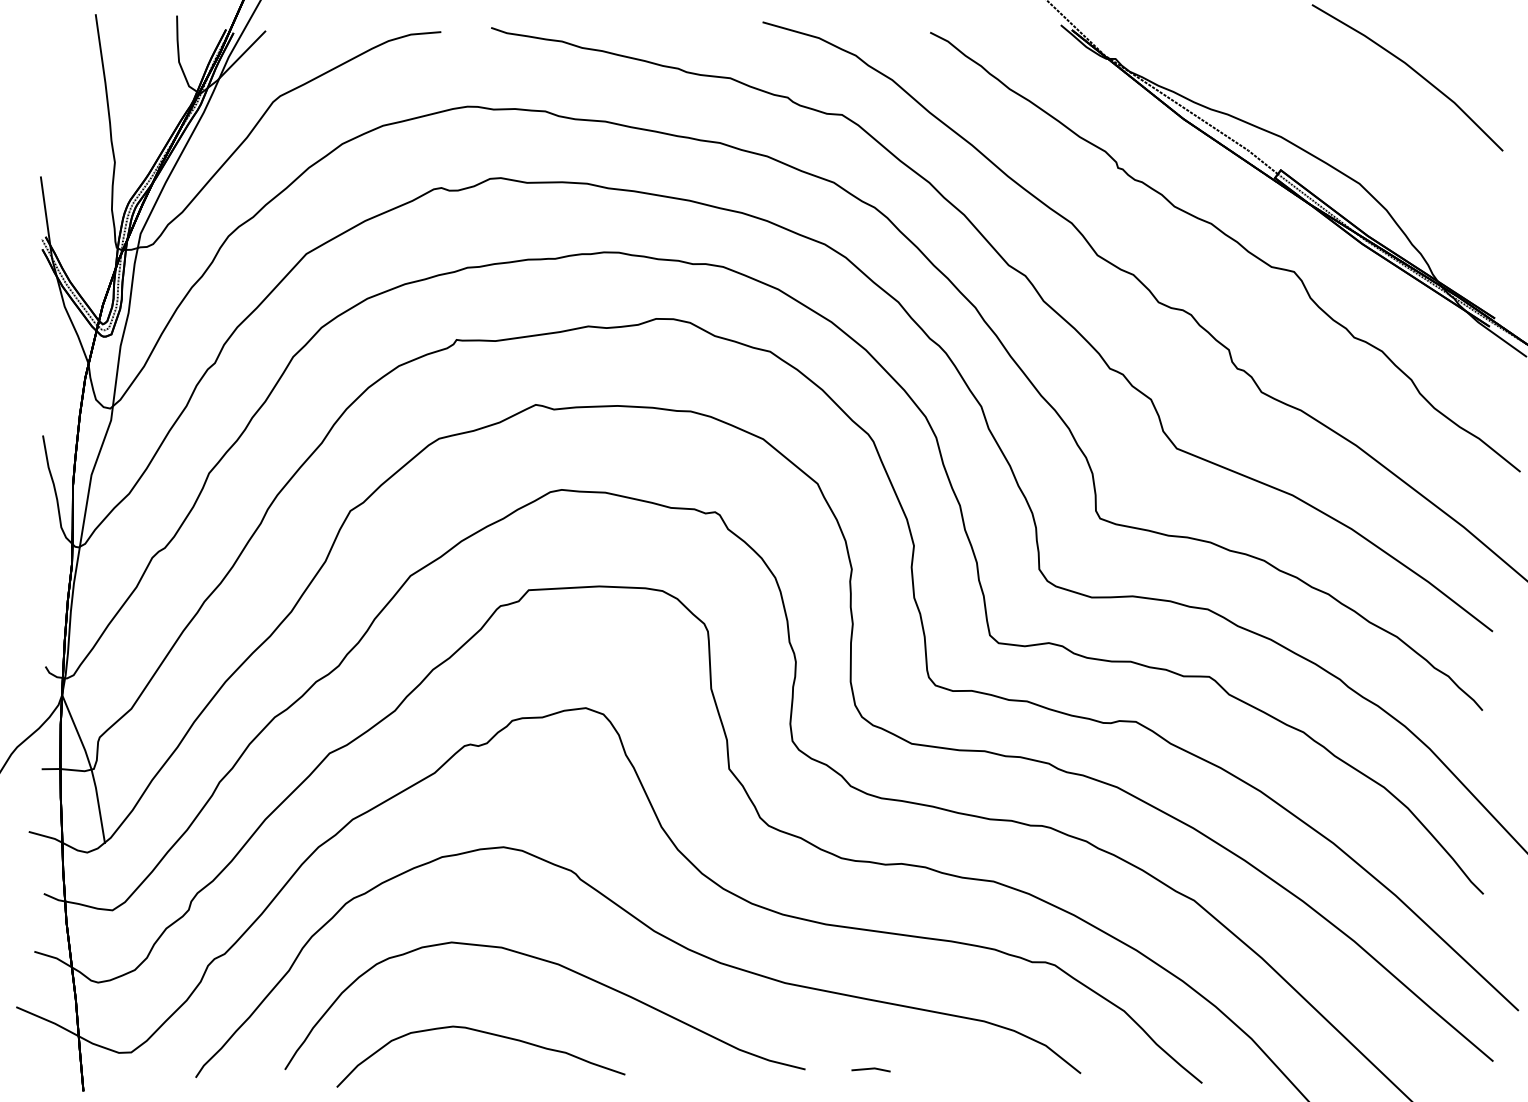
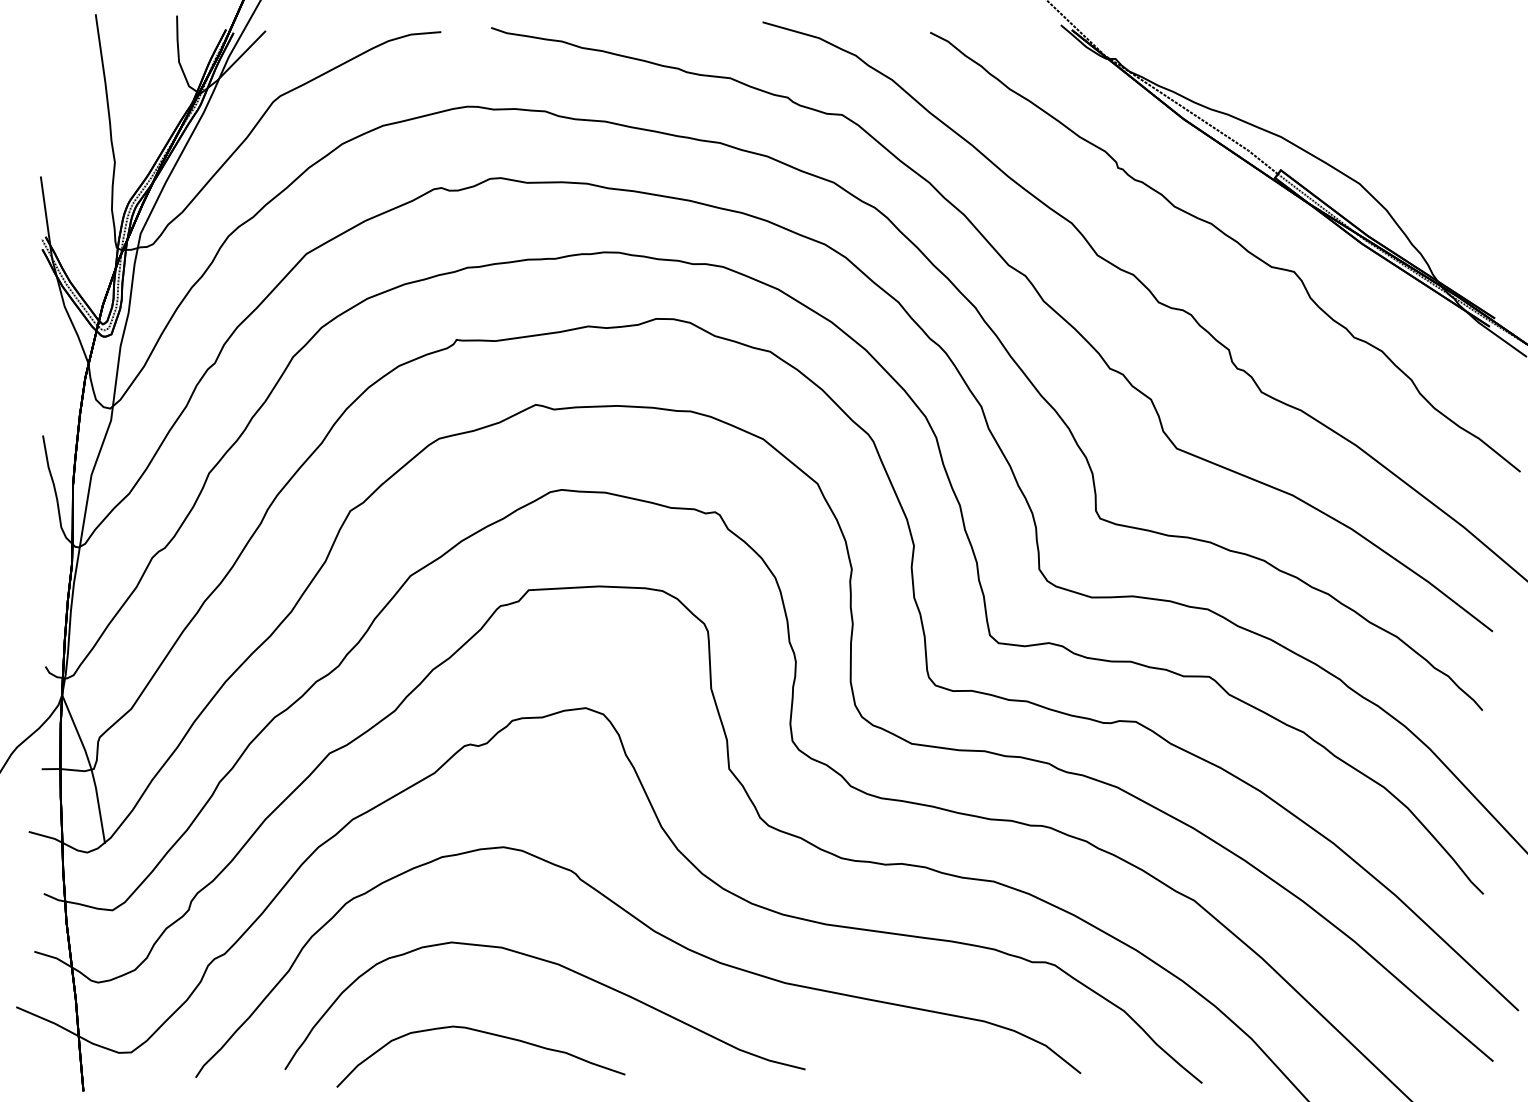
line: present -> none (1412, 70)
line: present -> none (870, 1069)
